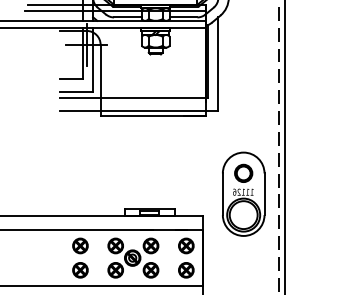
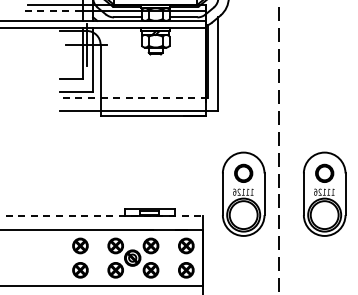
line: solid -> dashed (54, 10)
line: solid -> dashed (134, 97)
line: present -> none (285, 146)
part: none -> present (324, 193)
line: solid -> dashed (102, 216)
